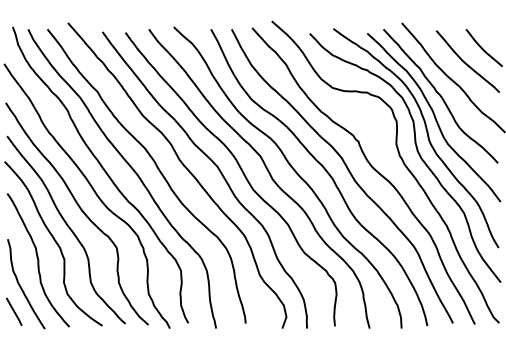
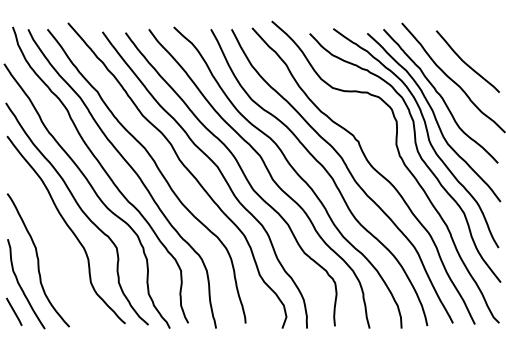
curve: present -> none (482, 47)
curve: present -> none (54, 241)
